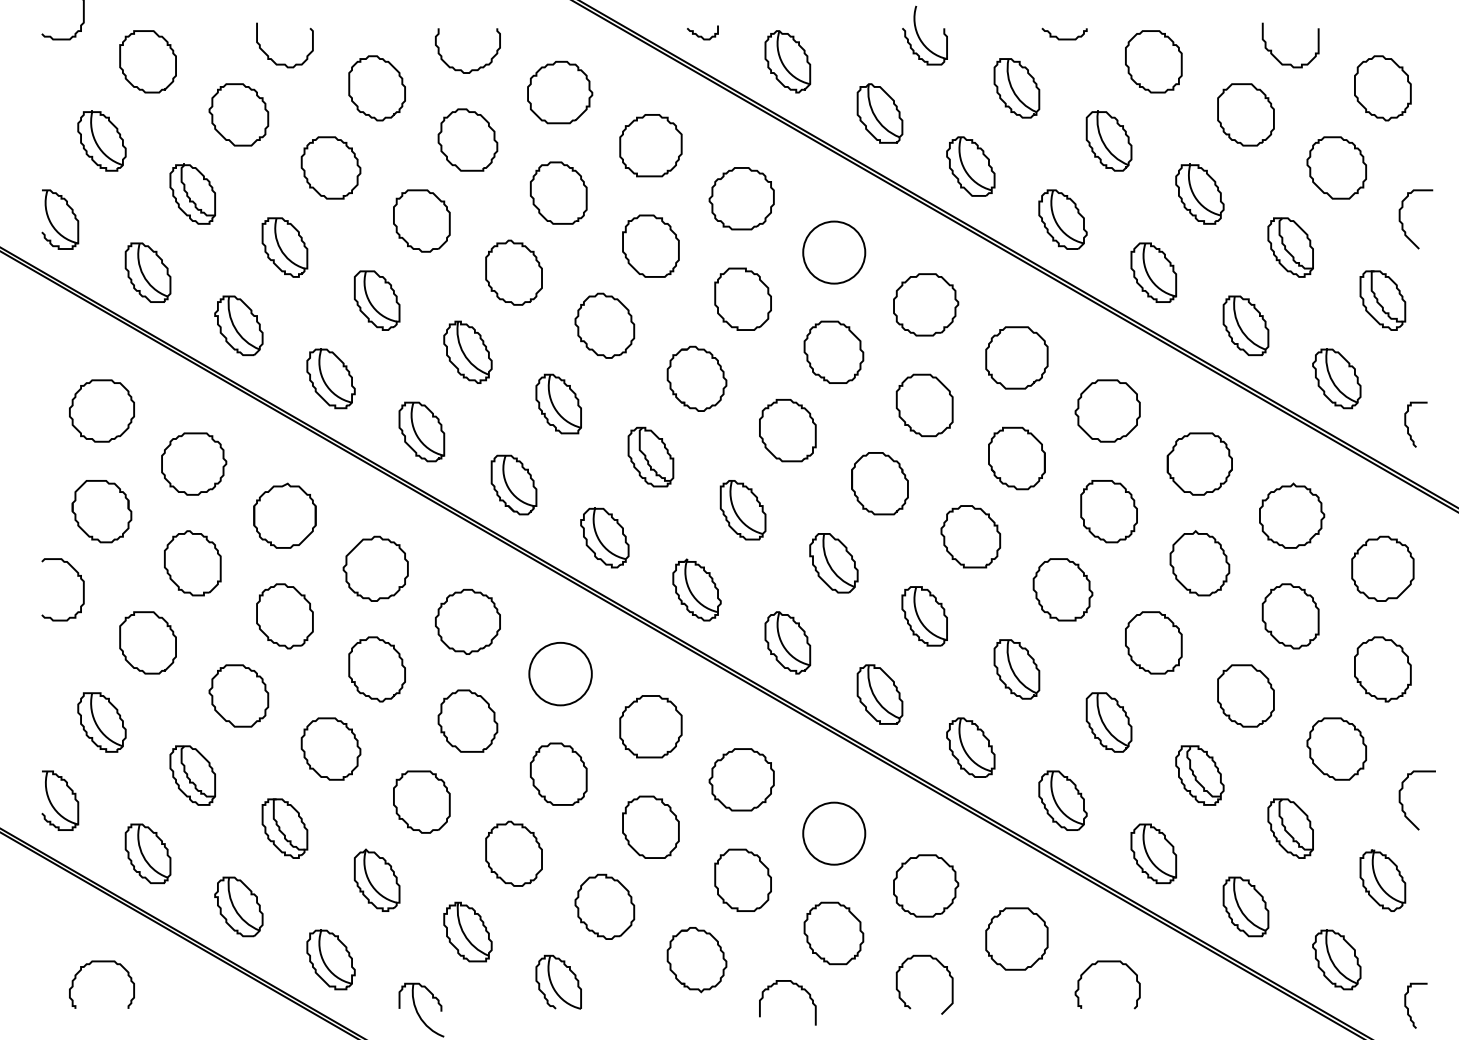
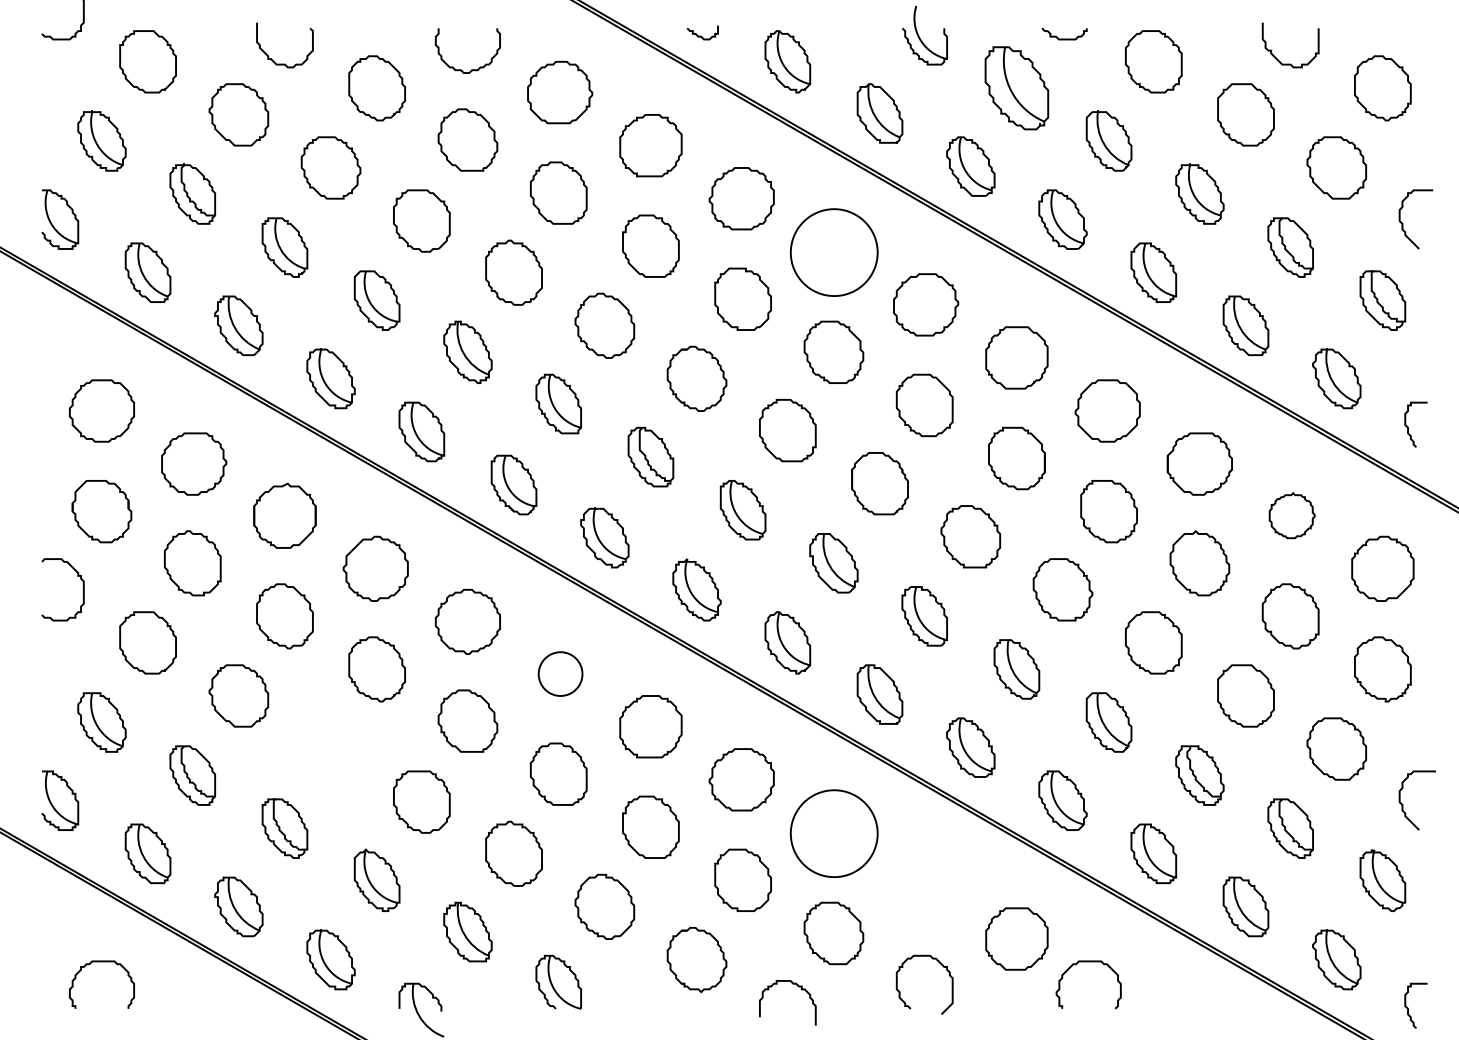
part size: 48x61 px -> 66x85 px (1016, 88)
circle diameter: 62 px -> 87 px (833, 252)
part size: 67x67 px -> 48x48 px (1291, 515)
circle diameter: 63 px -> 44 px (560, 673)
part: present -> none (330, 748)
circle diameter: 62 px -> 87 px (833, 833)
part: present -> none (926, 885)
curve position: (1107, 962) -> (1088, 962) (1088, 962)
